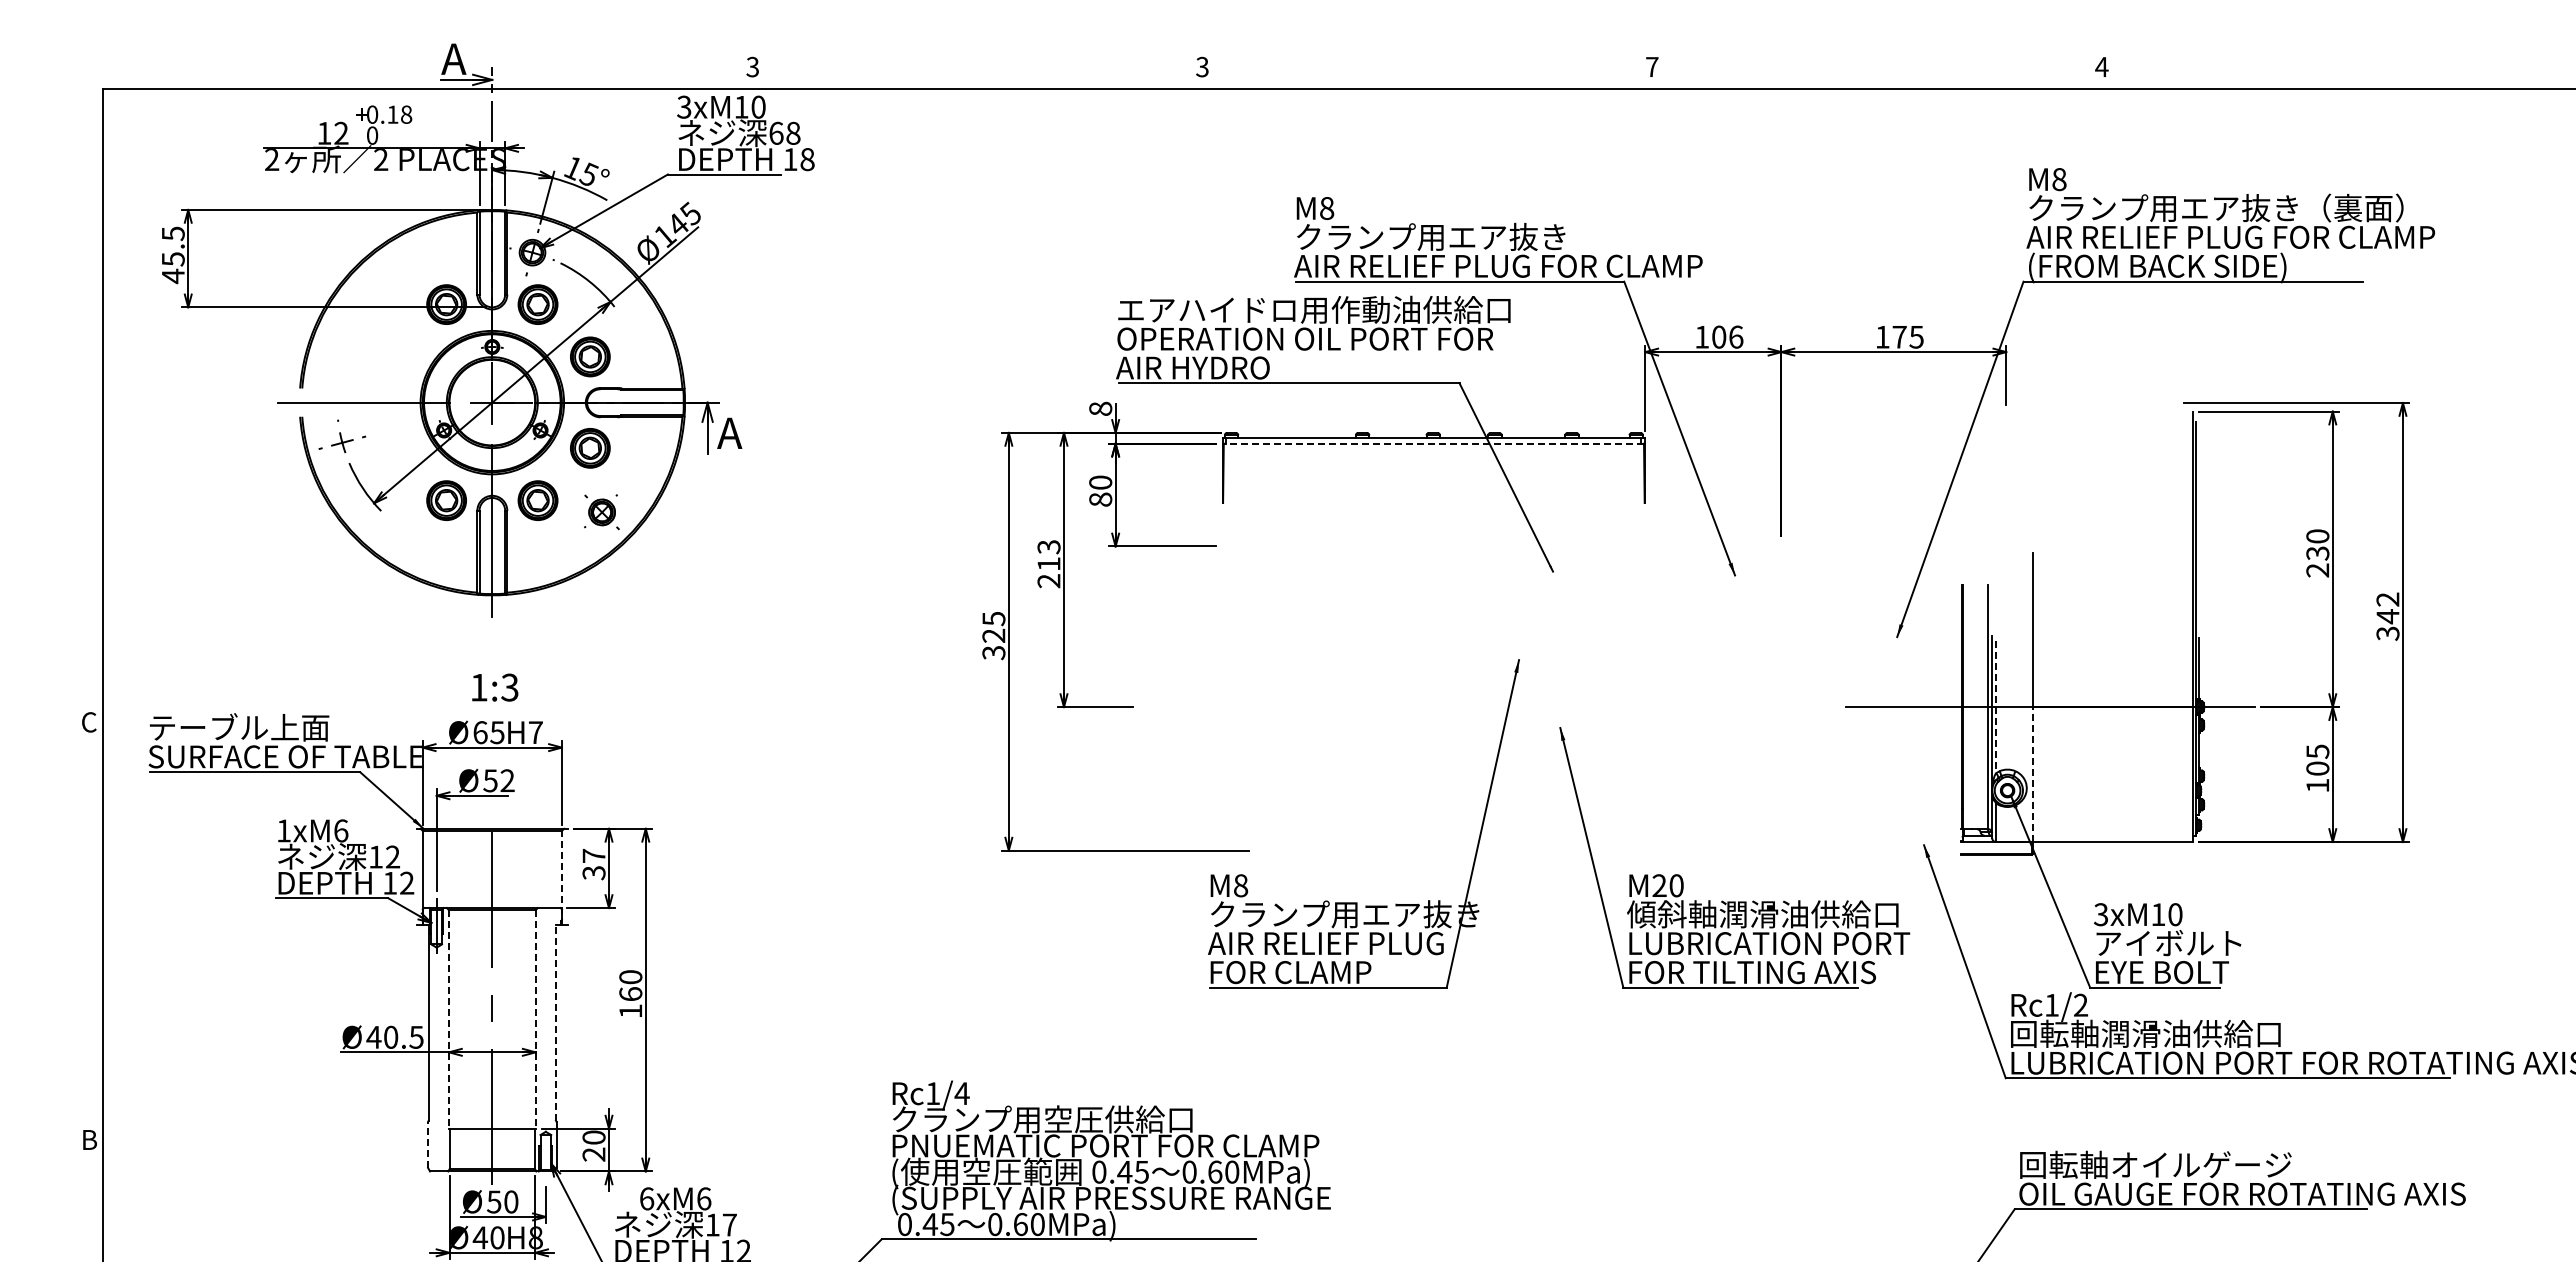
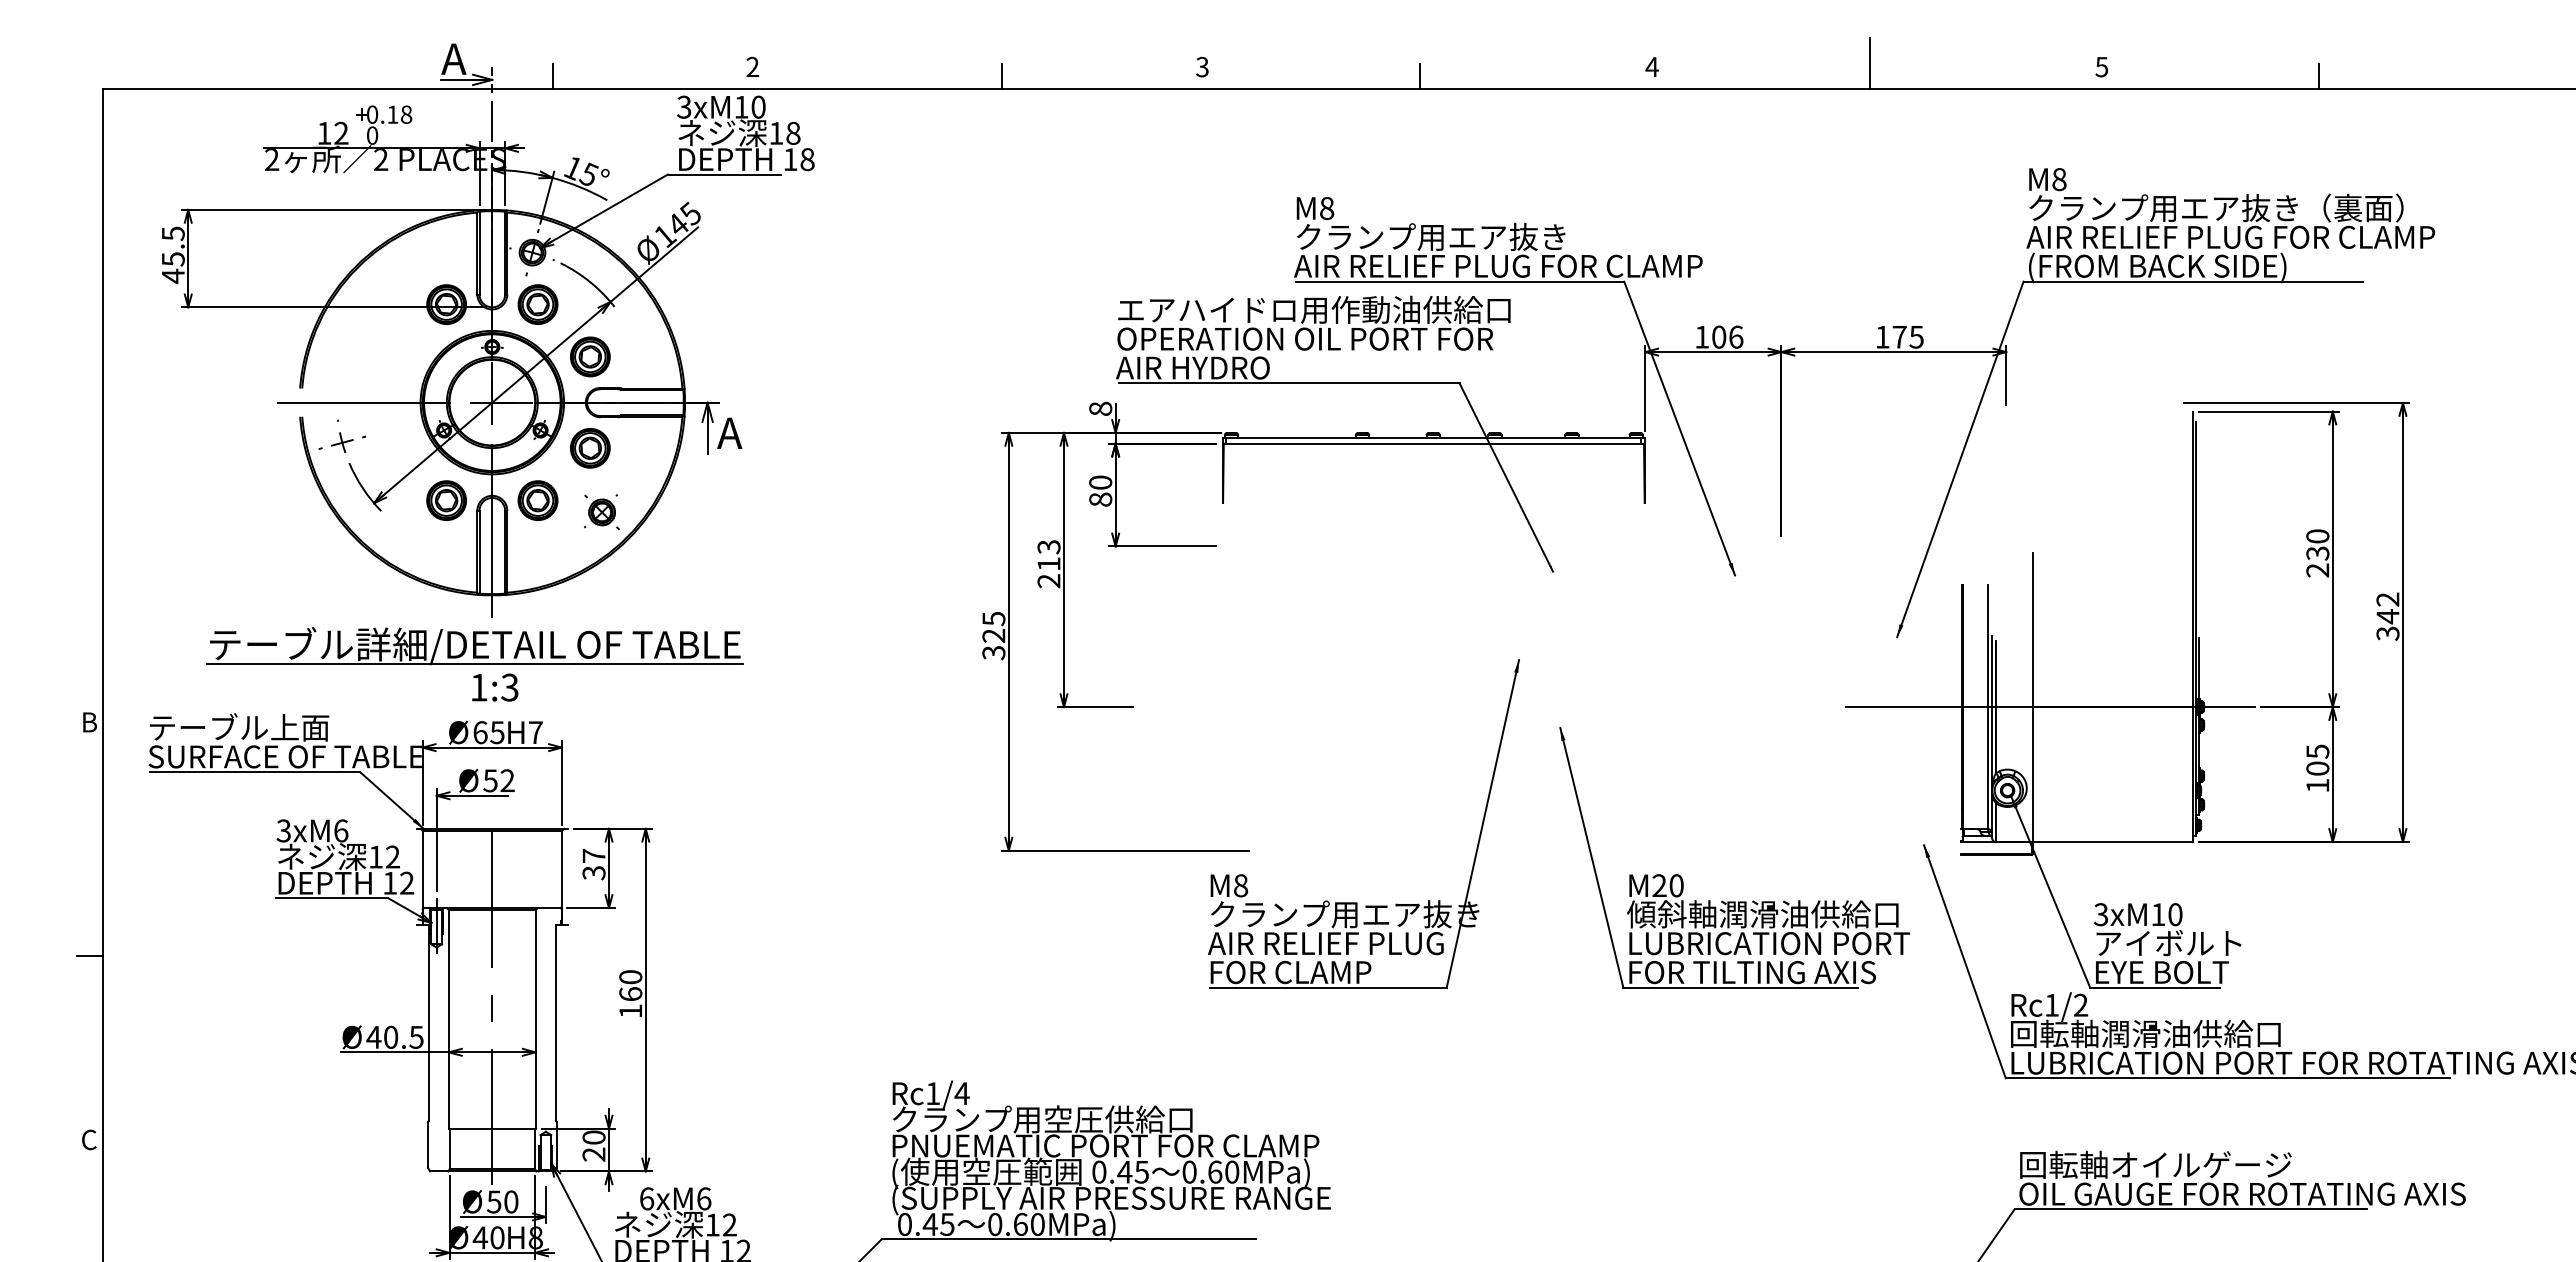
line: none -> present (1869, 63)
text: 7 -> 4 (1651, 66)
text: 3 -> 2 (752, 67)
text: 4 -> 5 (2101, 67)
line: none -> present (552, 76)
line: none -> present (1002, 76)
line: none -> present (1419, 76)
line: none -> present (2319, 76)
text: 68 -> 18 (776, 132)
line: dashed -> solid (1433, 443)
part: none -> present (474, 646)
line: dashed -> solid (1996, 707)
text: C -> B (89, 722)
line: dashed -> solid (2033, 774)
text: 1xM6 -> 3xM6 (283, 830)
line: dashed -> solid (561, 877)
line: none -> present (89, 956)
line: dashed -> solid (448, 1019)
line: dashed -> solid (535, 1019)
line: dashed -> solid (555, 1022)
text: B -> C (89, 1139)
line: dashed -> solid (428, 1144)
text: 17 -> 12 (729, 1224)
